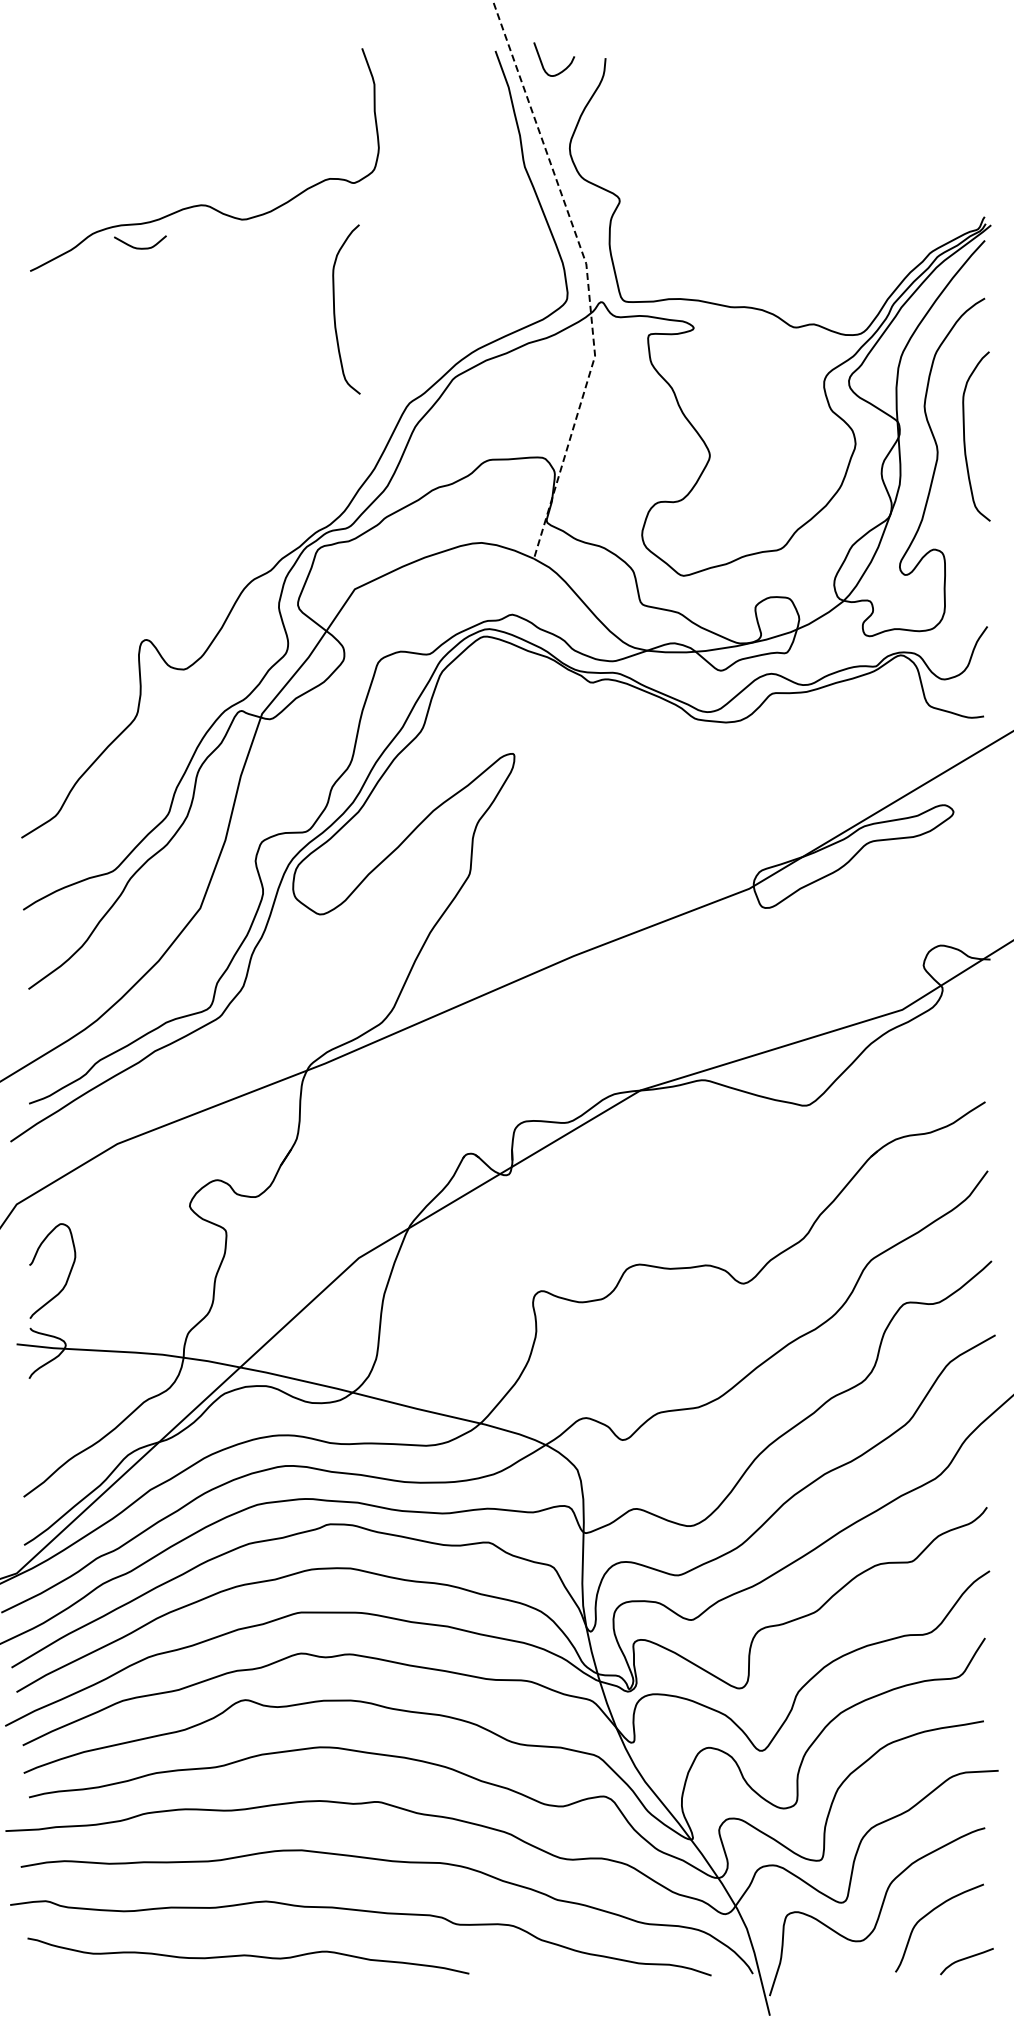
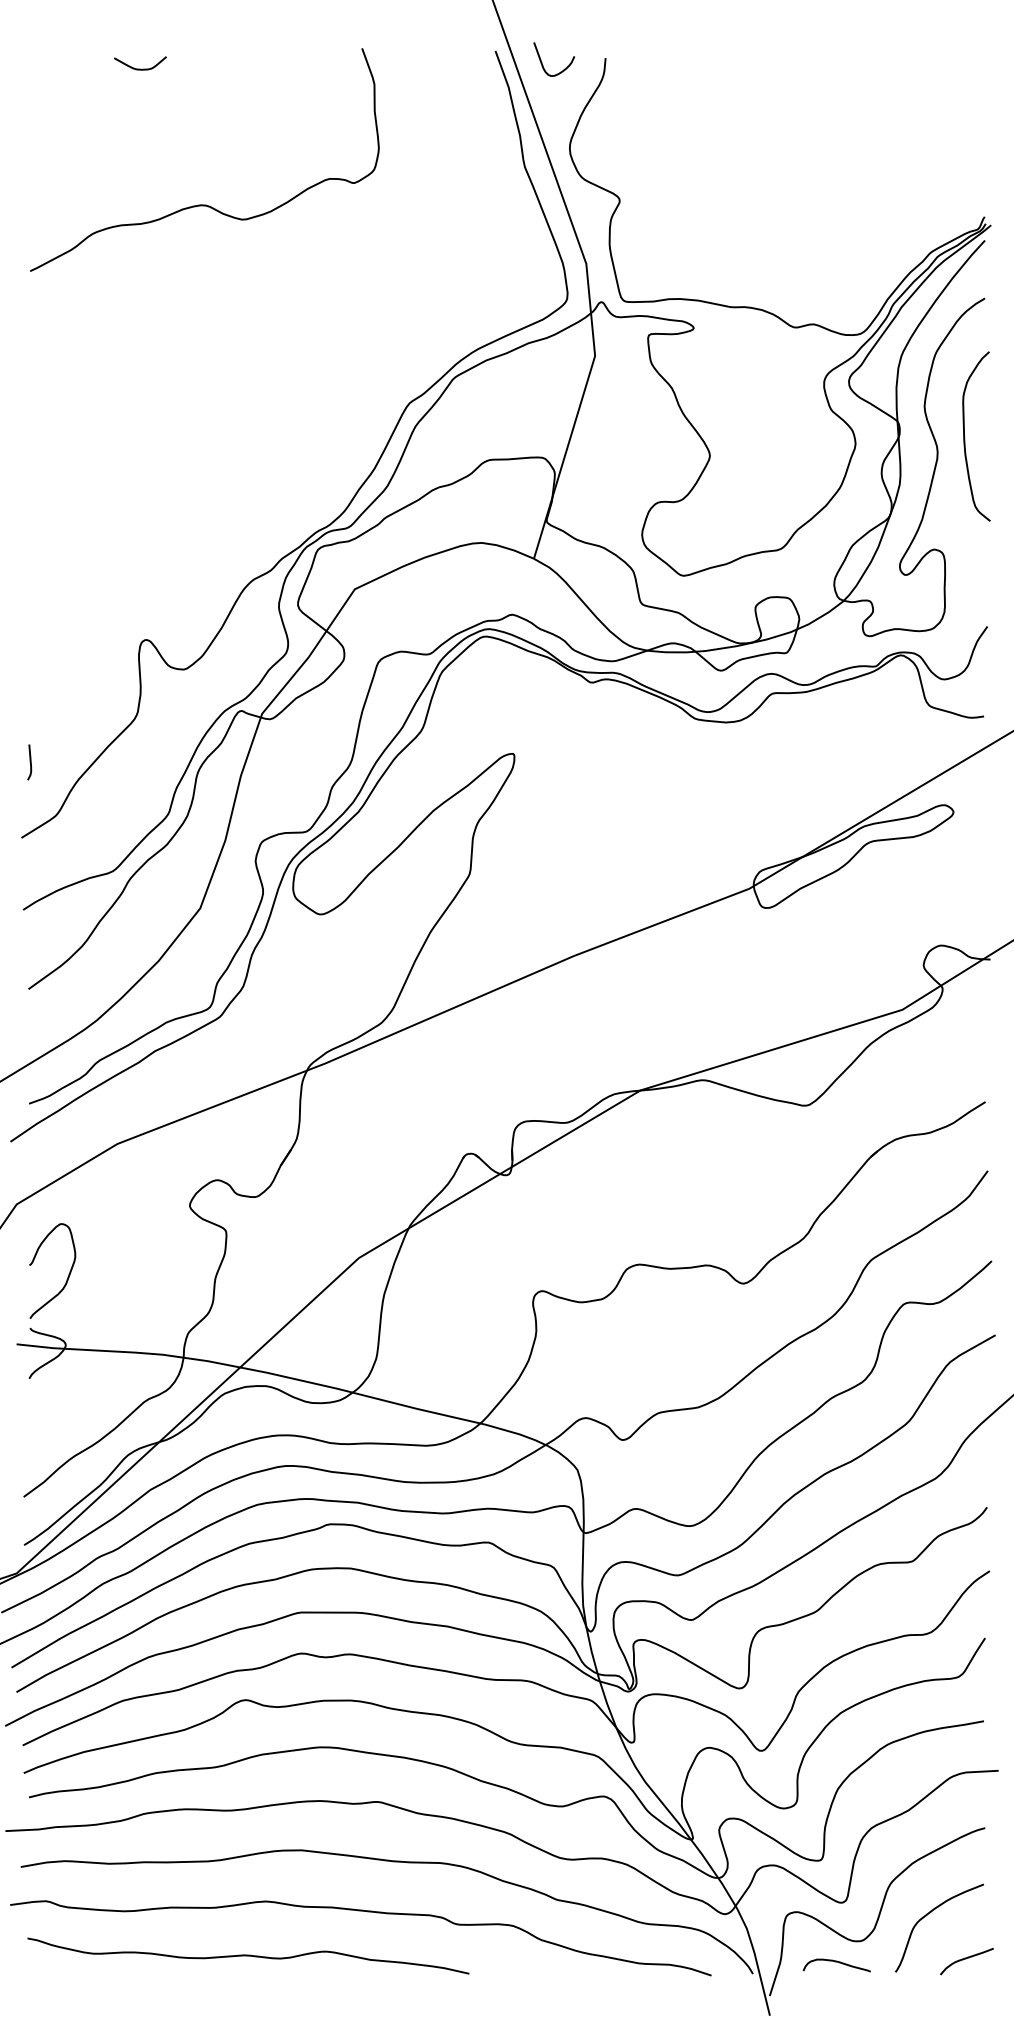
curve position: (140, 247) -> (140, 68) (140, 68)
line: dashed -> solid (587, 276)
curve: present -> none (335, 310)
line: none -> present (29, 762)
curve: none -> present (836, 1962)
